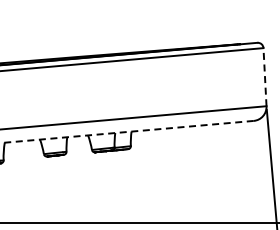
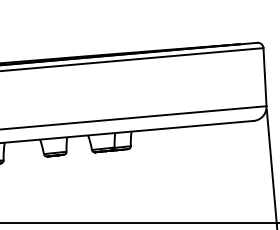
line: dashed -> solid (264, 76)
line: dashed -> solid (127, 131)
